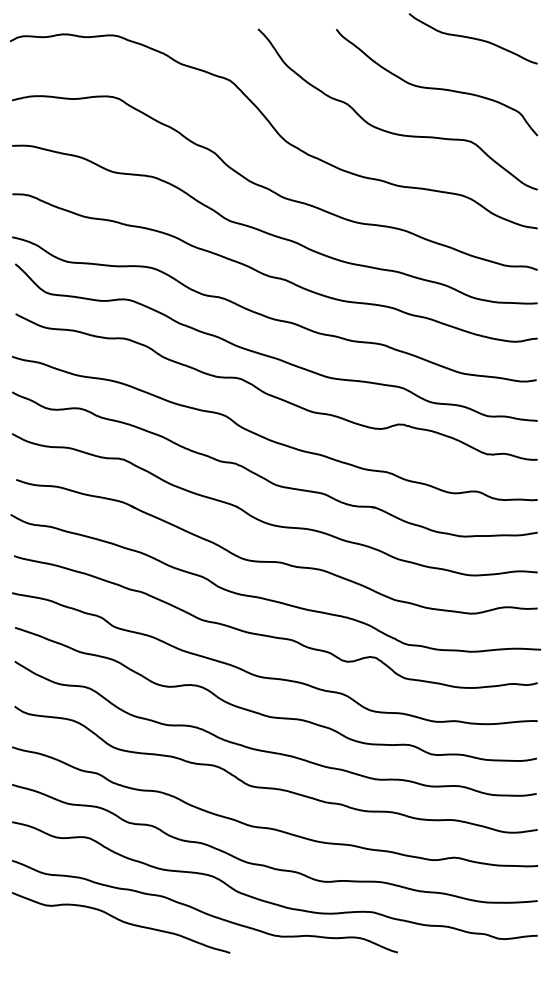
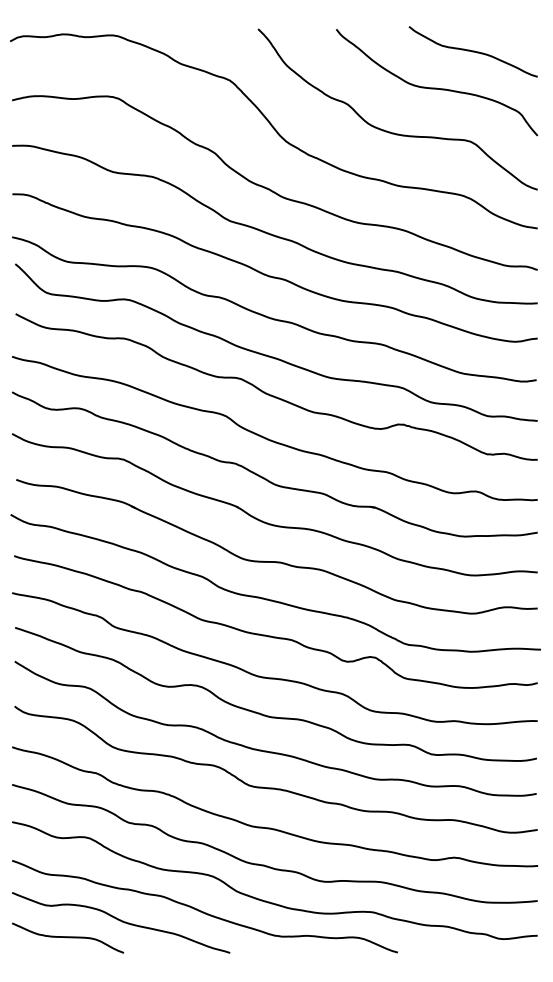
curve position: (472, 38) -> (472, 51) (472, 51)
curve: none -> present (68, 937)
